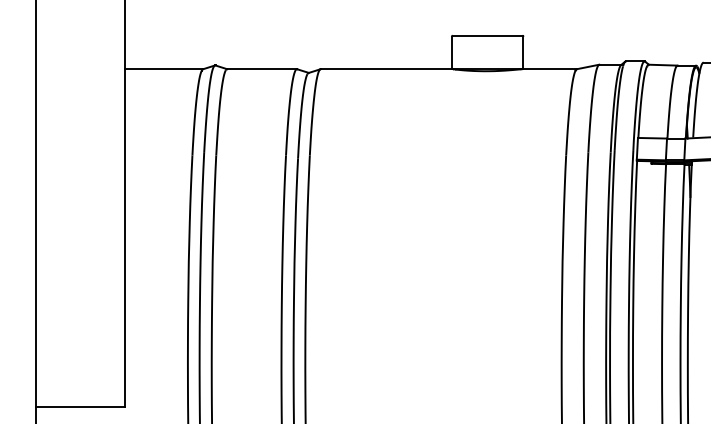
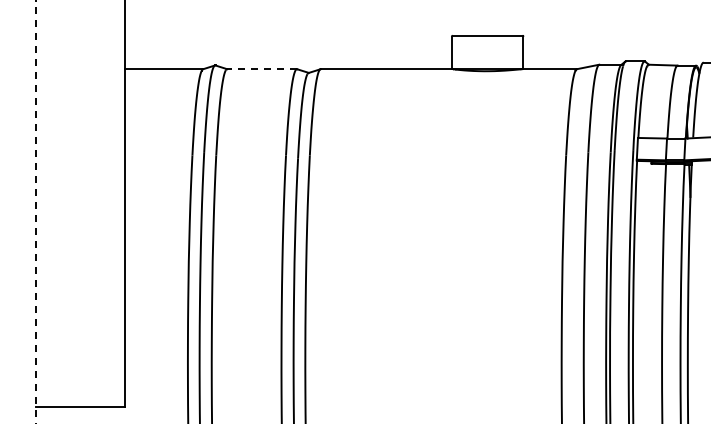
line: solid -> dashed (262, 69)
line: solid -> dashed (35, 211)
